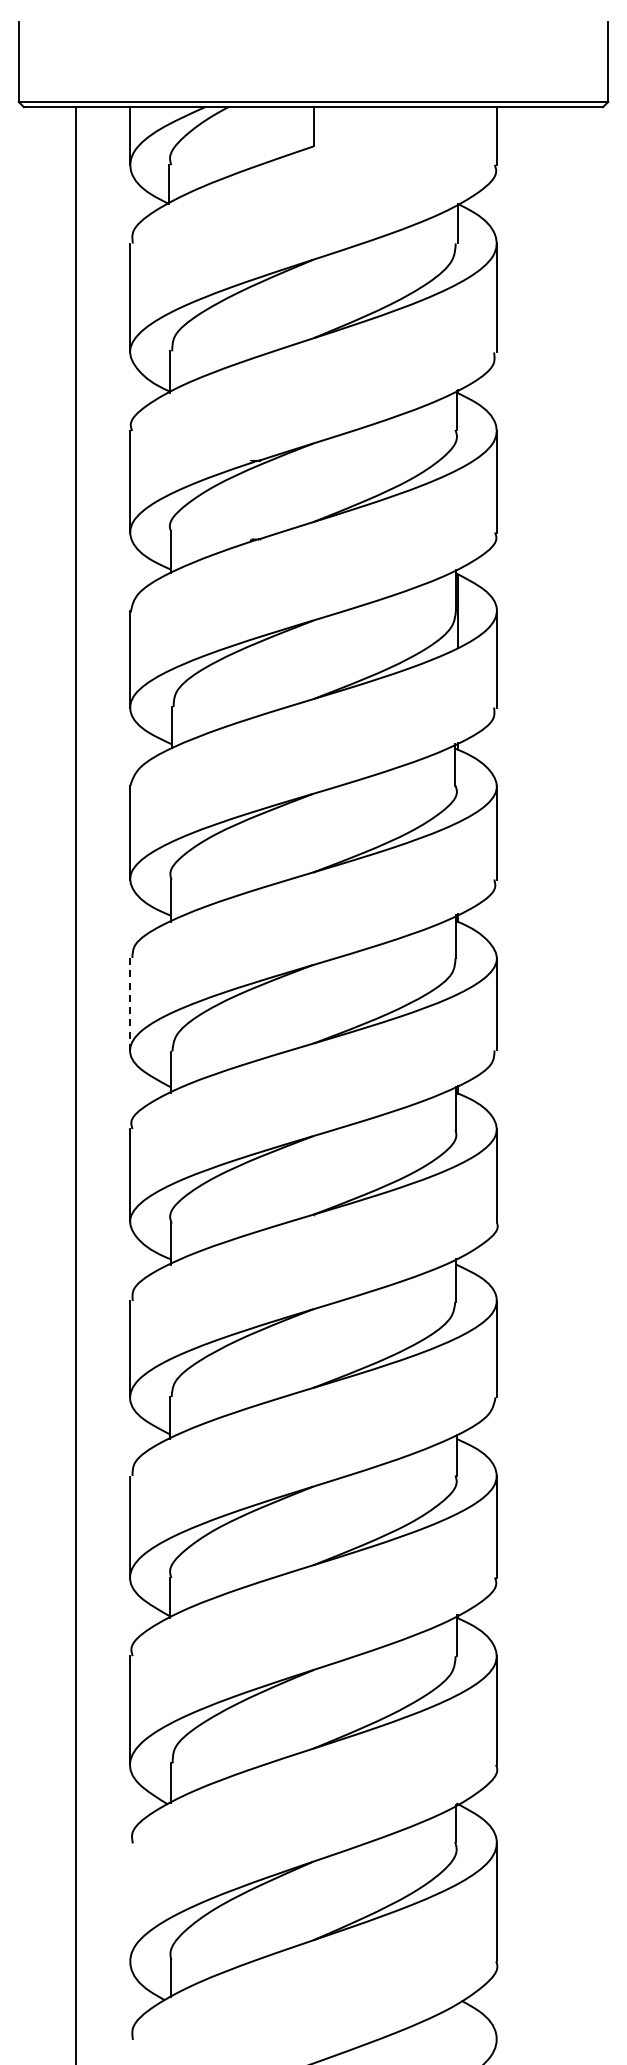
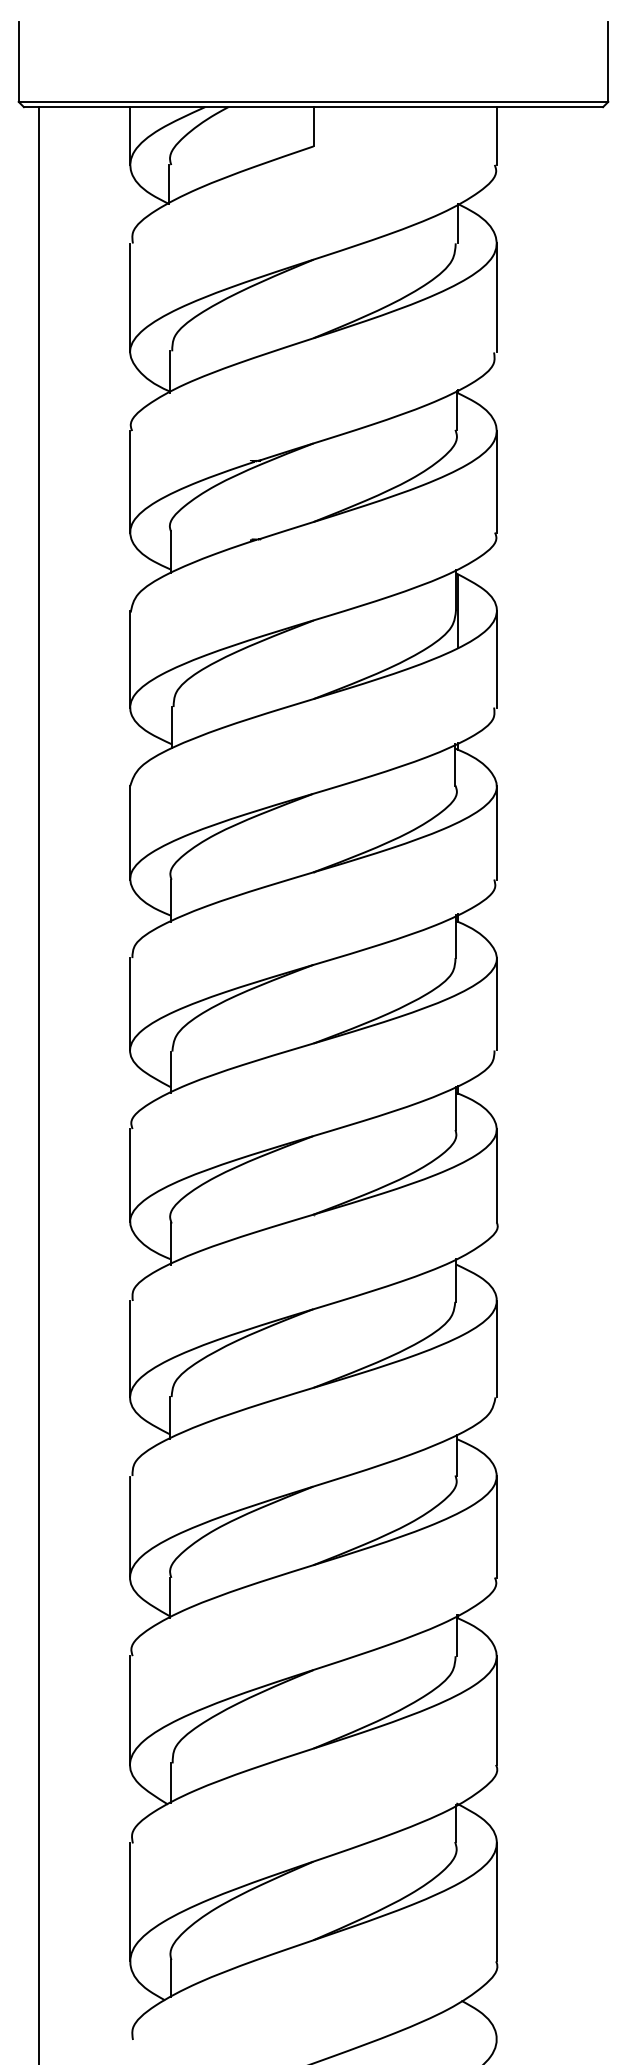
line: dashed -> solid (130, 1004)
line position: (75, 1084) -> (38, 1084) (38, 1084)
line: none -> present (130, 1902)
